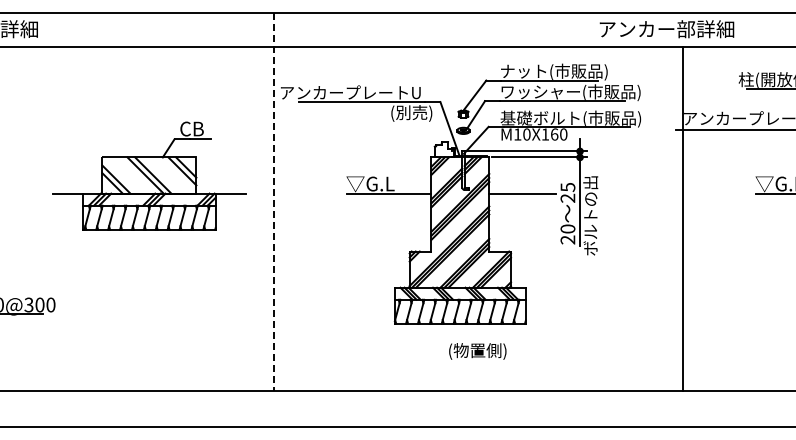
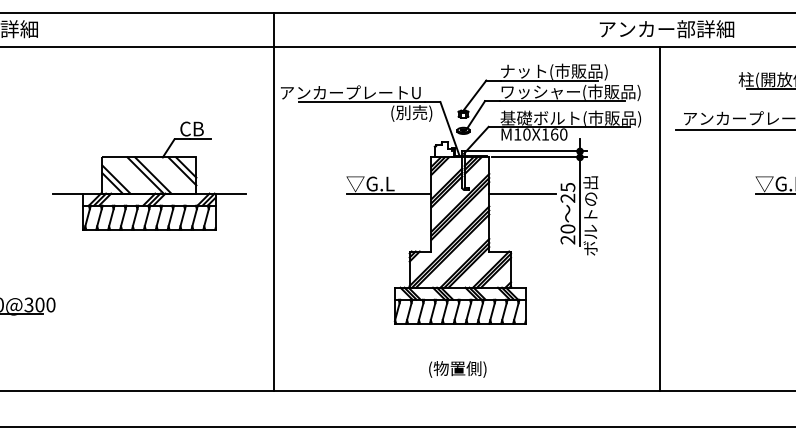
line: dashed -> solid (273, 201)
line position: (682, 218) -> (659, 218) (659, 218)
text position: (477, 351) -> (457, 369) (457, 369)
